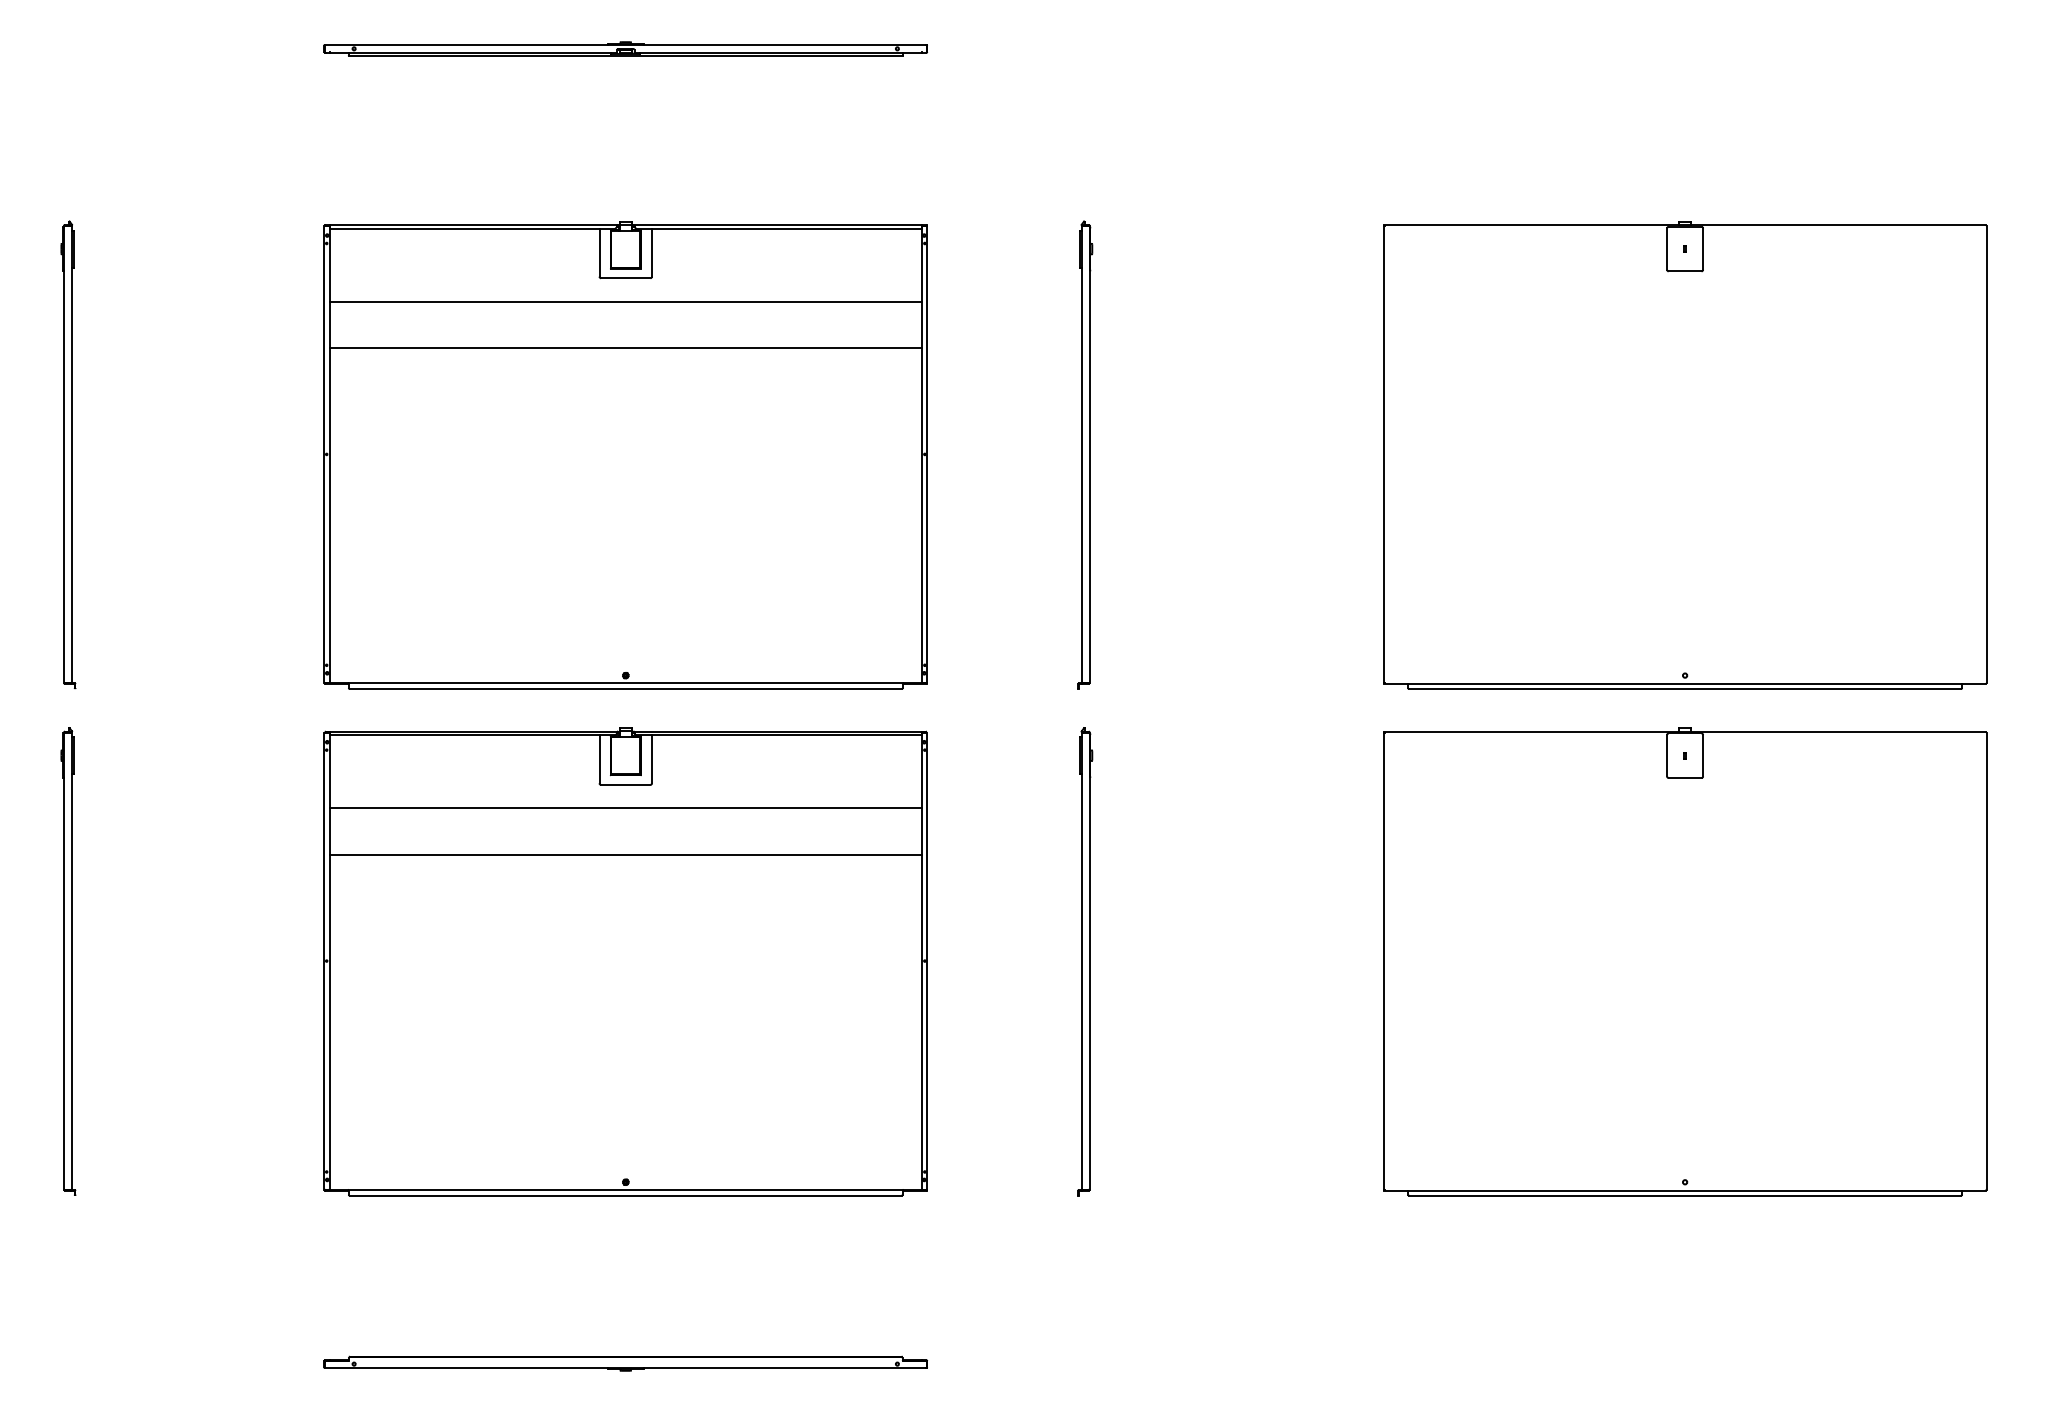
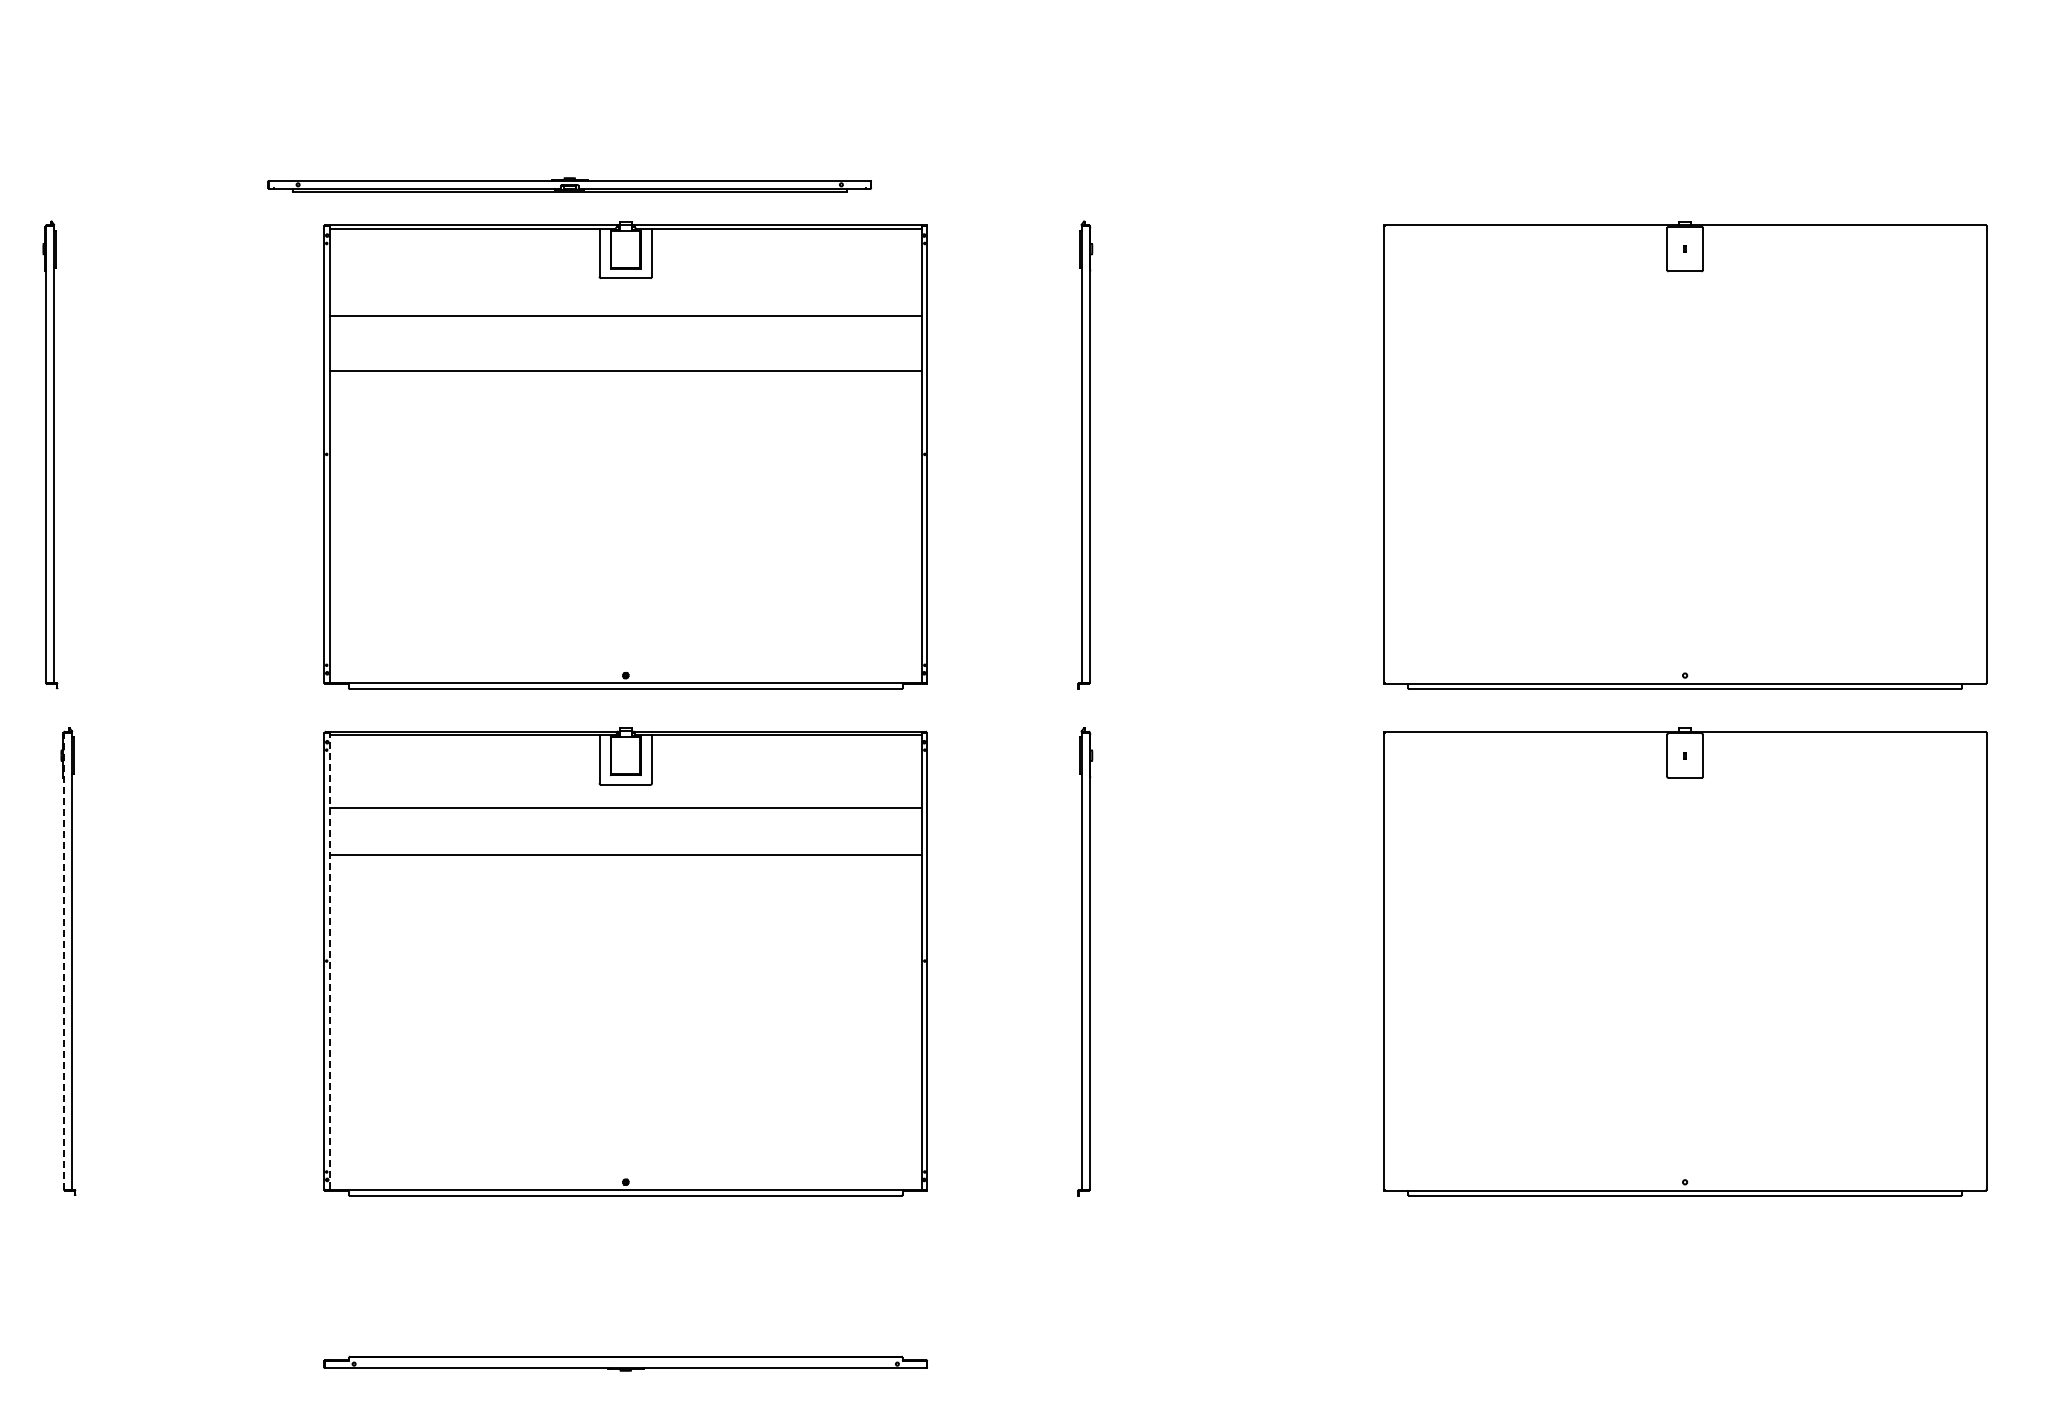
part position: (625, 48) -> (569, 184) (569, 184)
line position: (625, 301) -> (625, 315) (625, 315)
line position: (625, 348) -> (625, 371) (625, 371)
part position: (68, 454) -> (50, 454) (50, 454)
line: solid -> dashed (329, 960)
line: solid -> dashed (64, 961)
